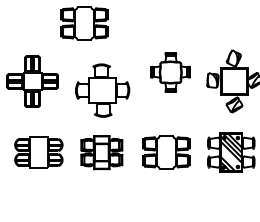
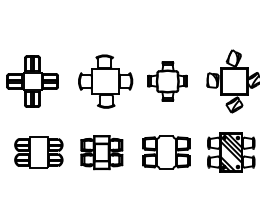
part: present -> none (84, 23)
part position: (170, 72) -> (167, 81) (167, 81)
part position: (102, 90) -> (105, 81) (105, 81)
